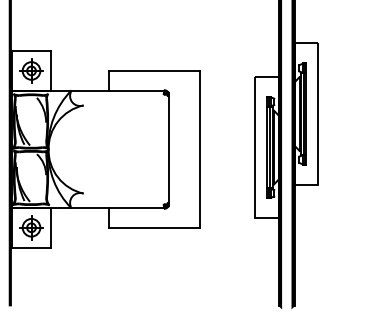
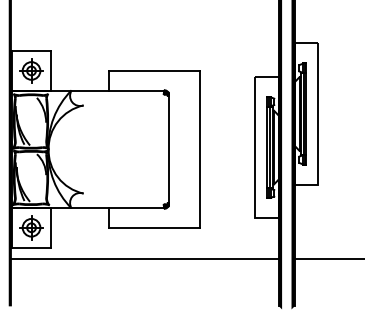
line: none -> present (144, 259)
line: none -> present (327, 259)
